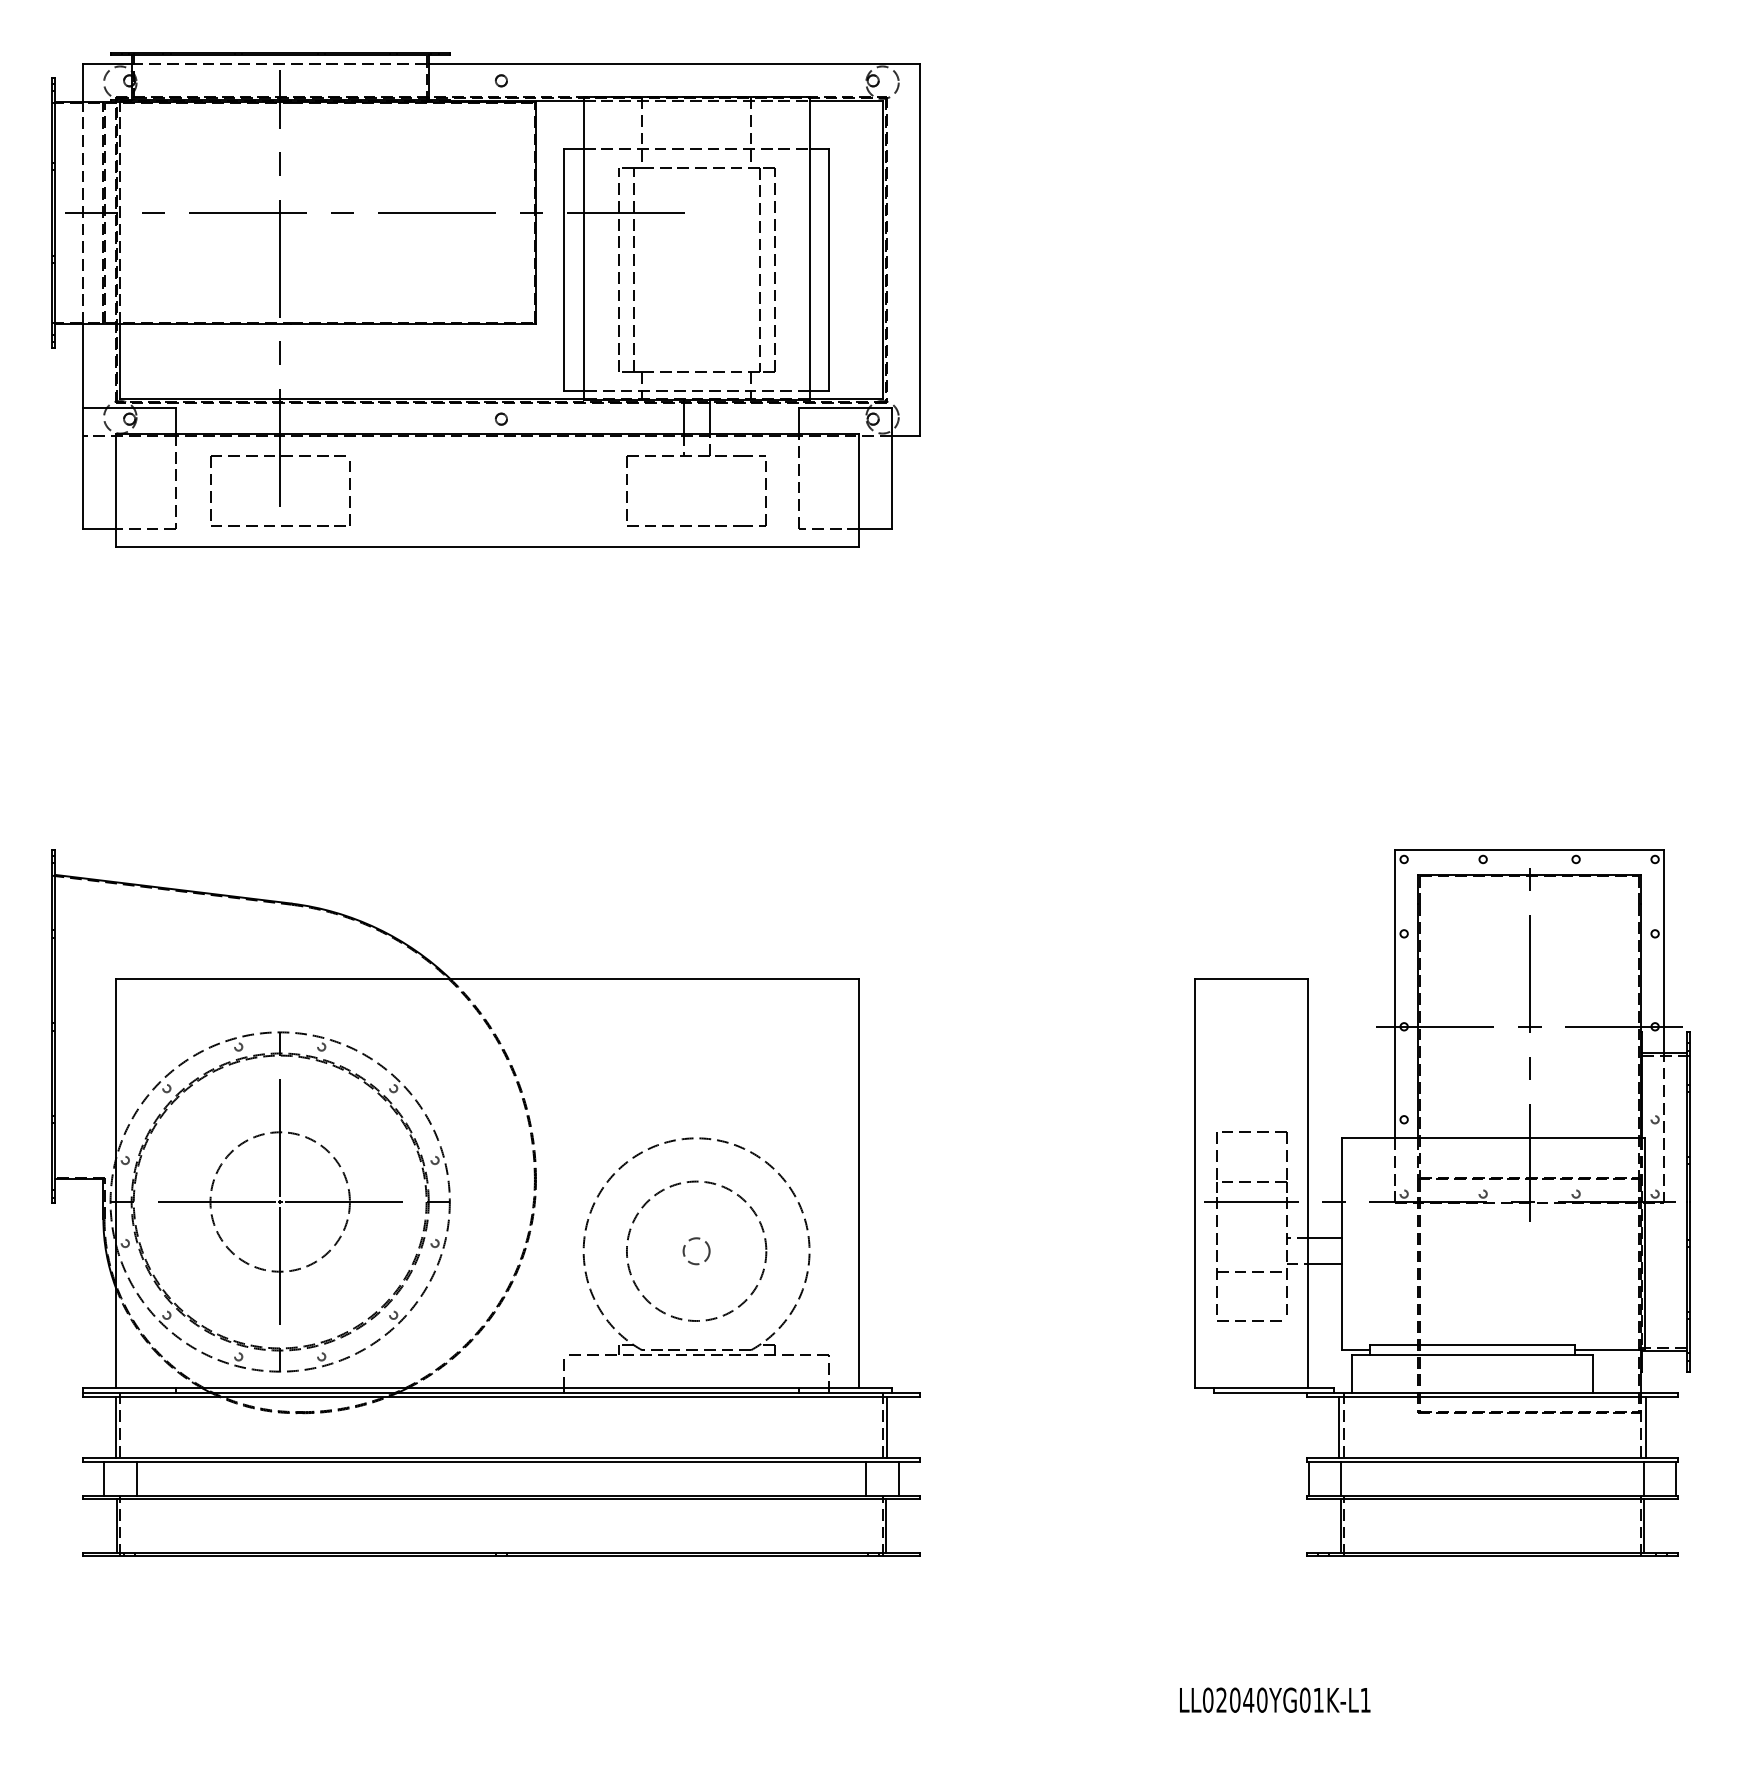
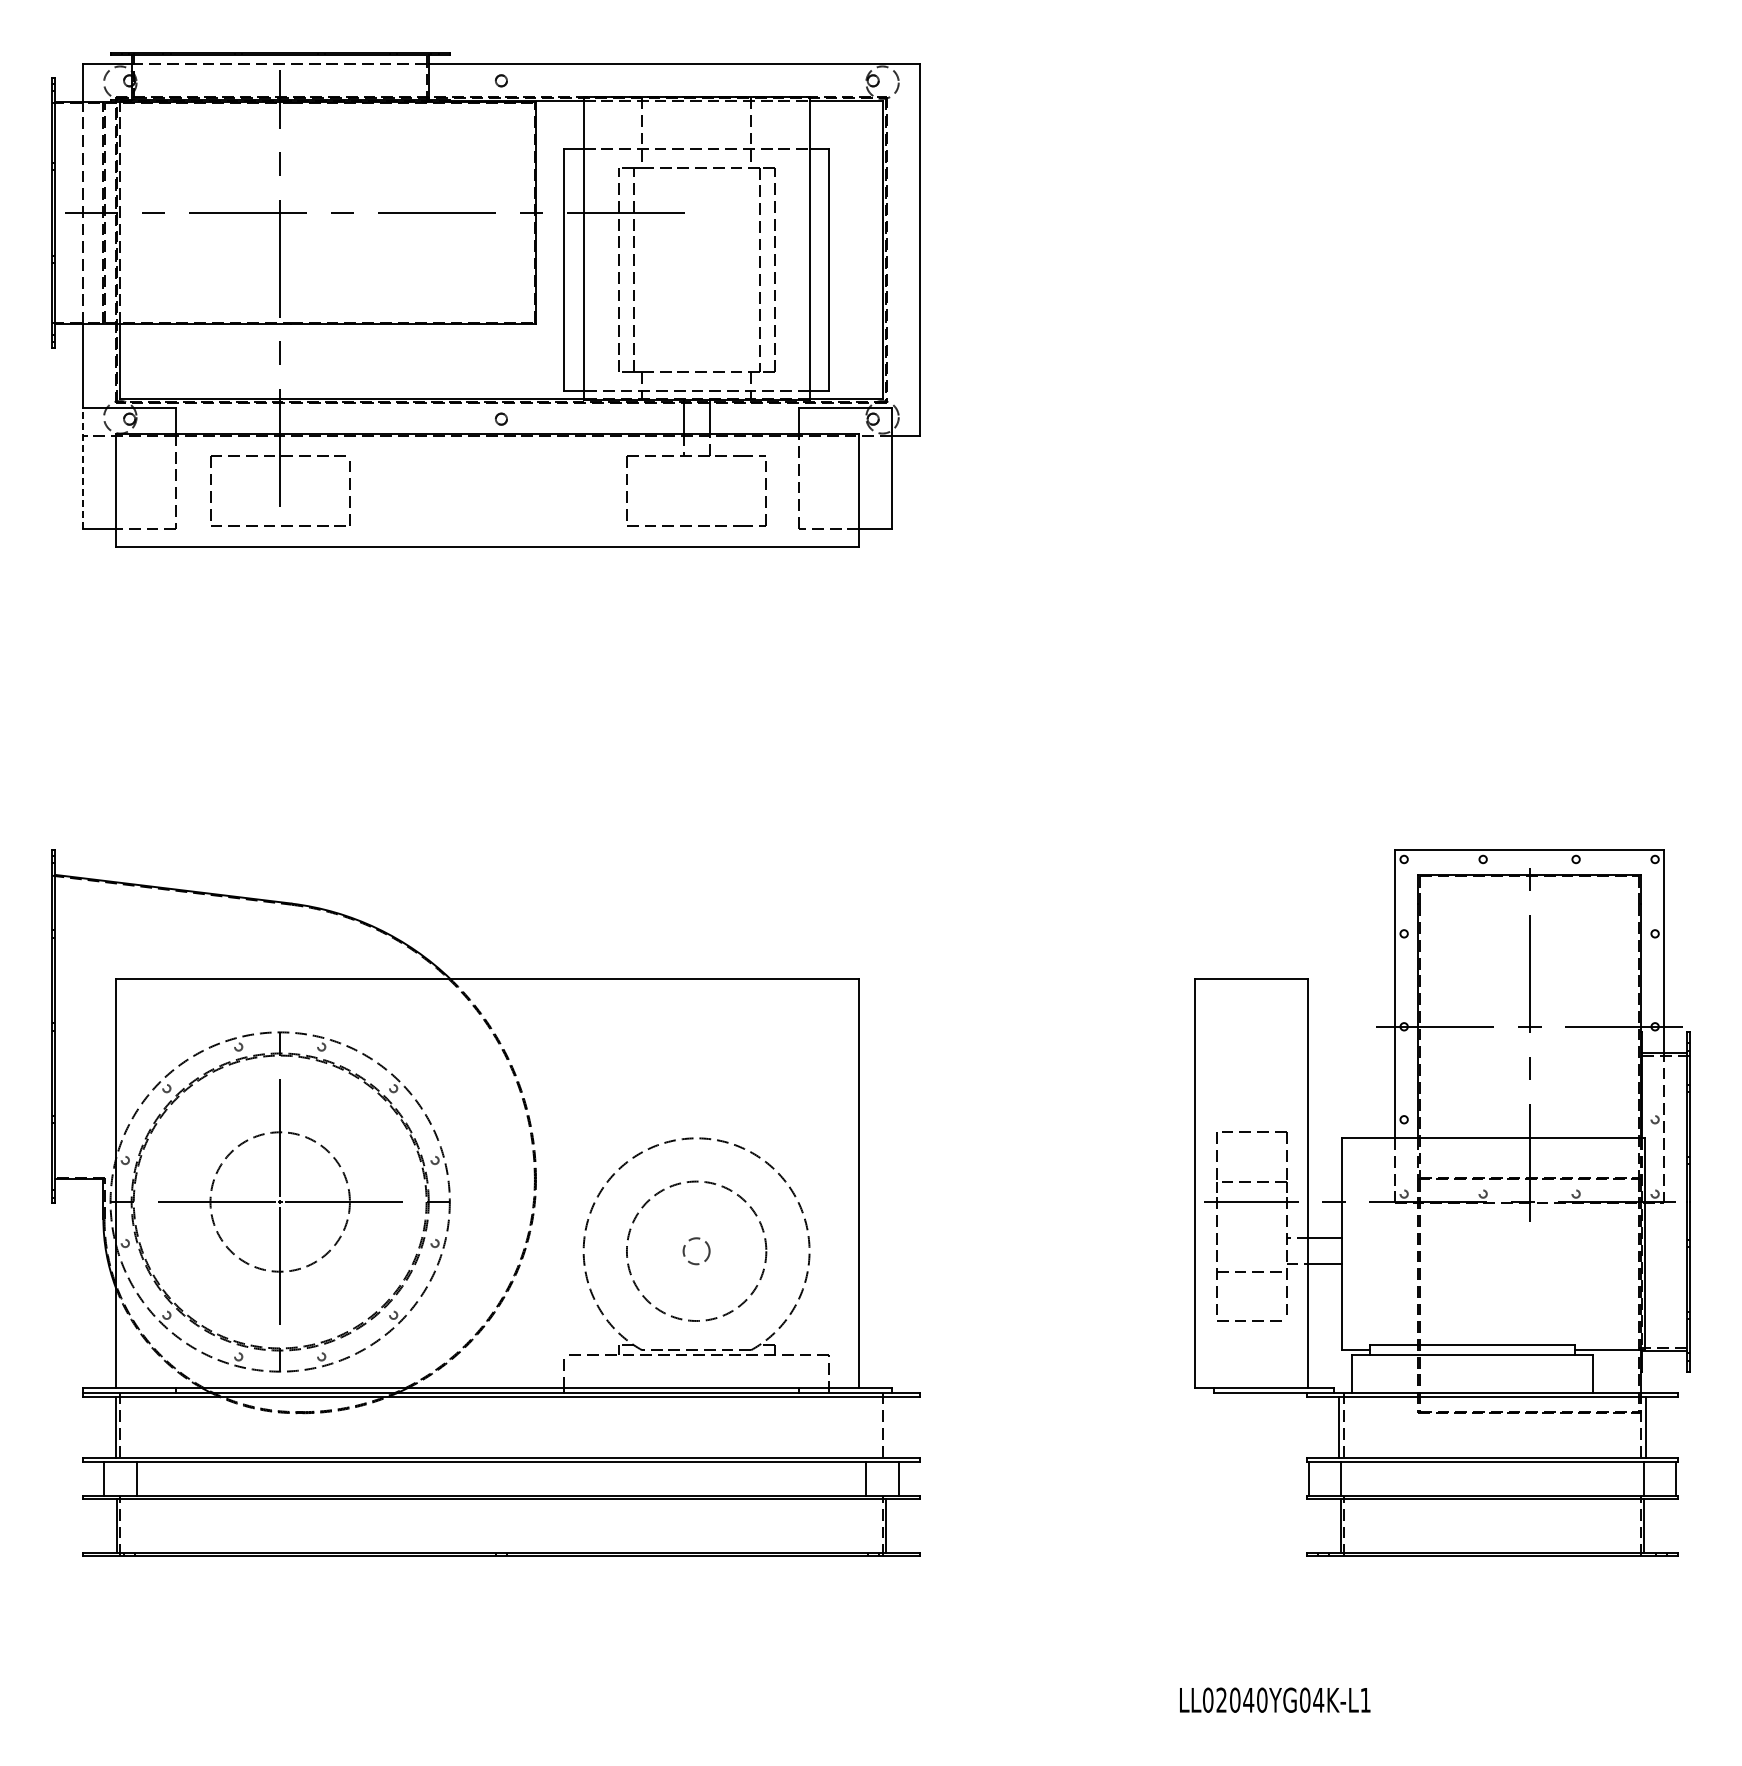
line: solid -> dashed (83, 467)
line: present -> none (887, 1427)
text: LL02040YG01K-L1 -> LL02040YG04K-L1 (1318, 1700)
